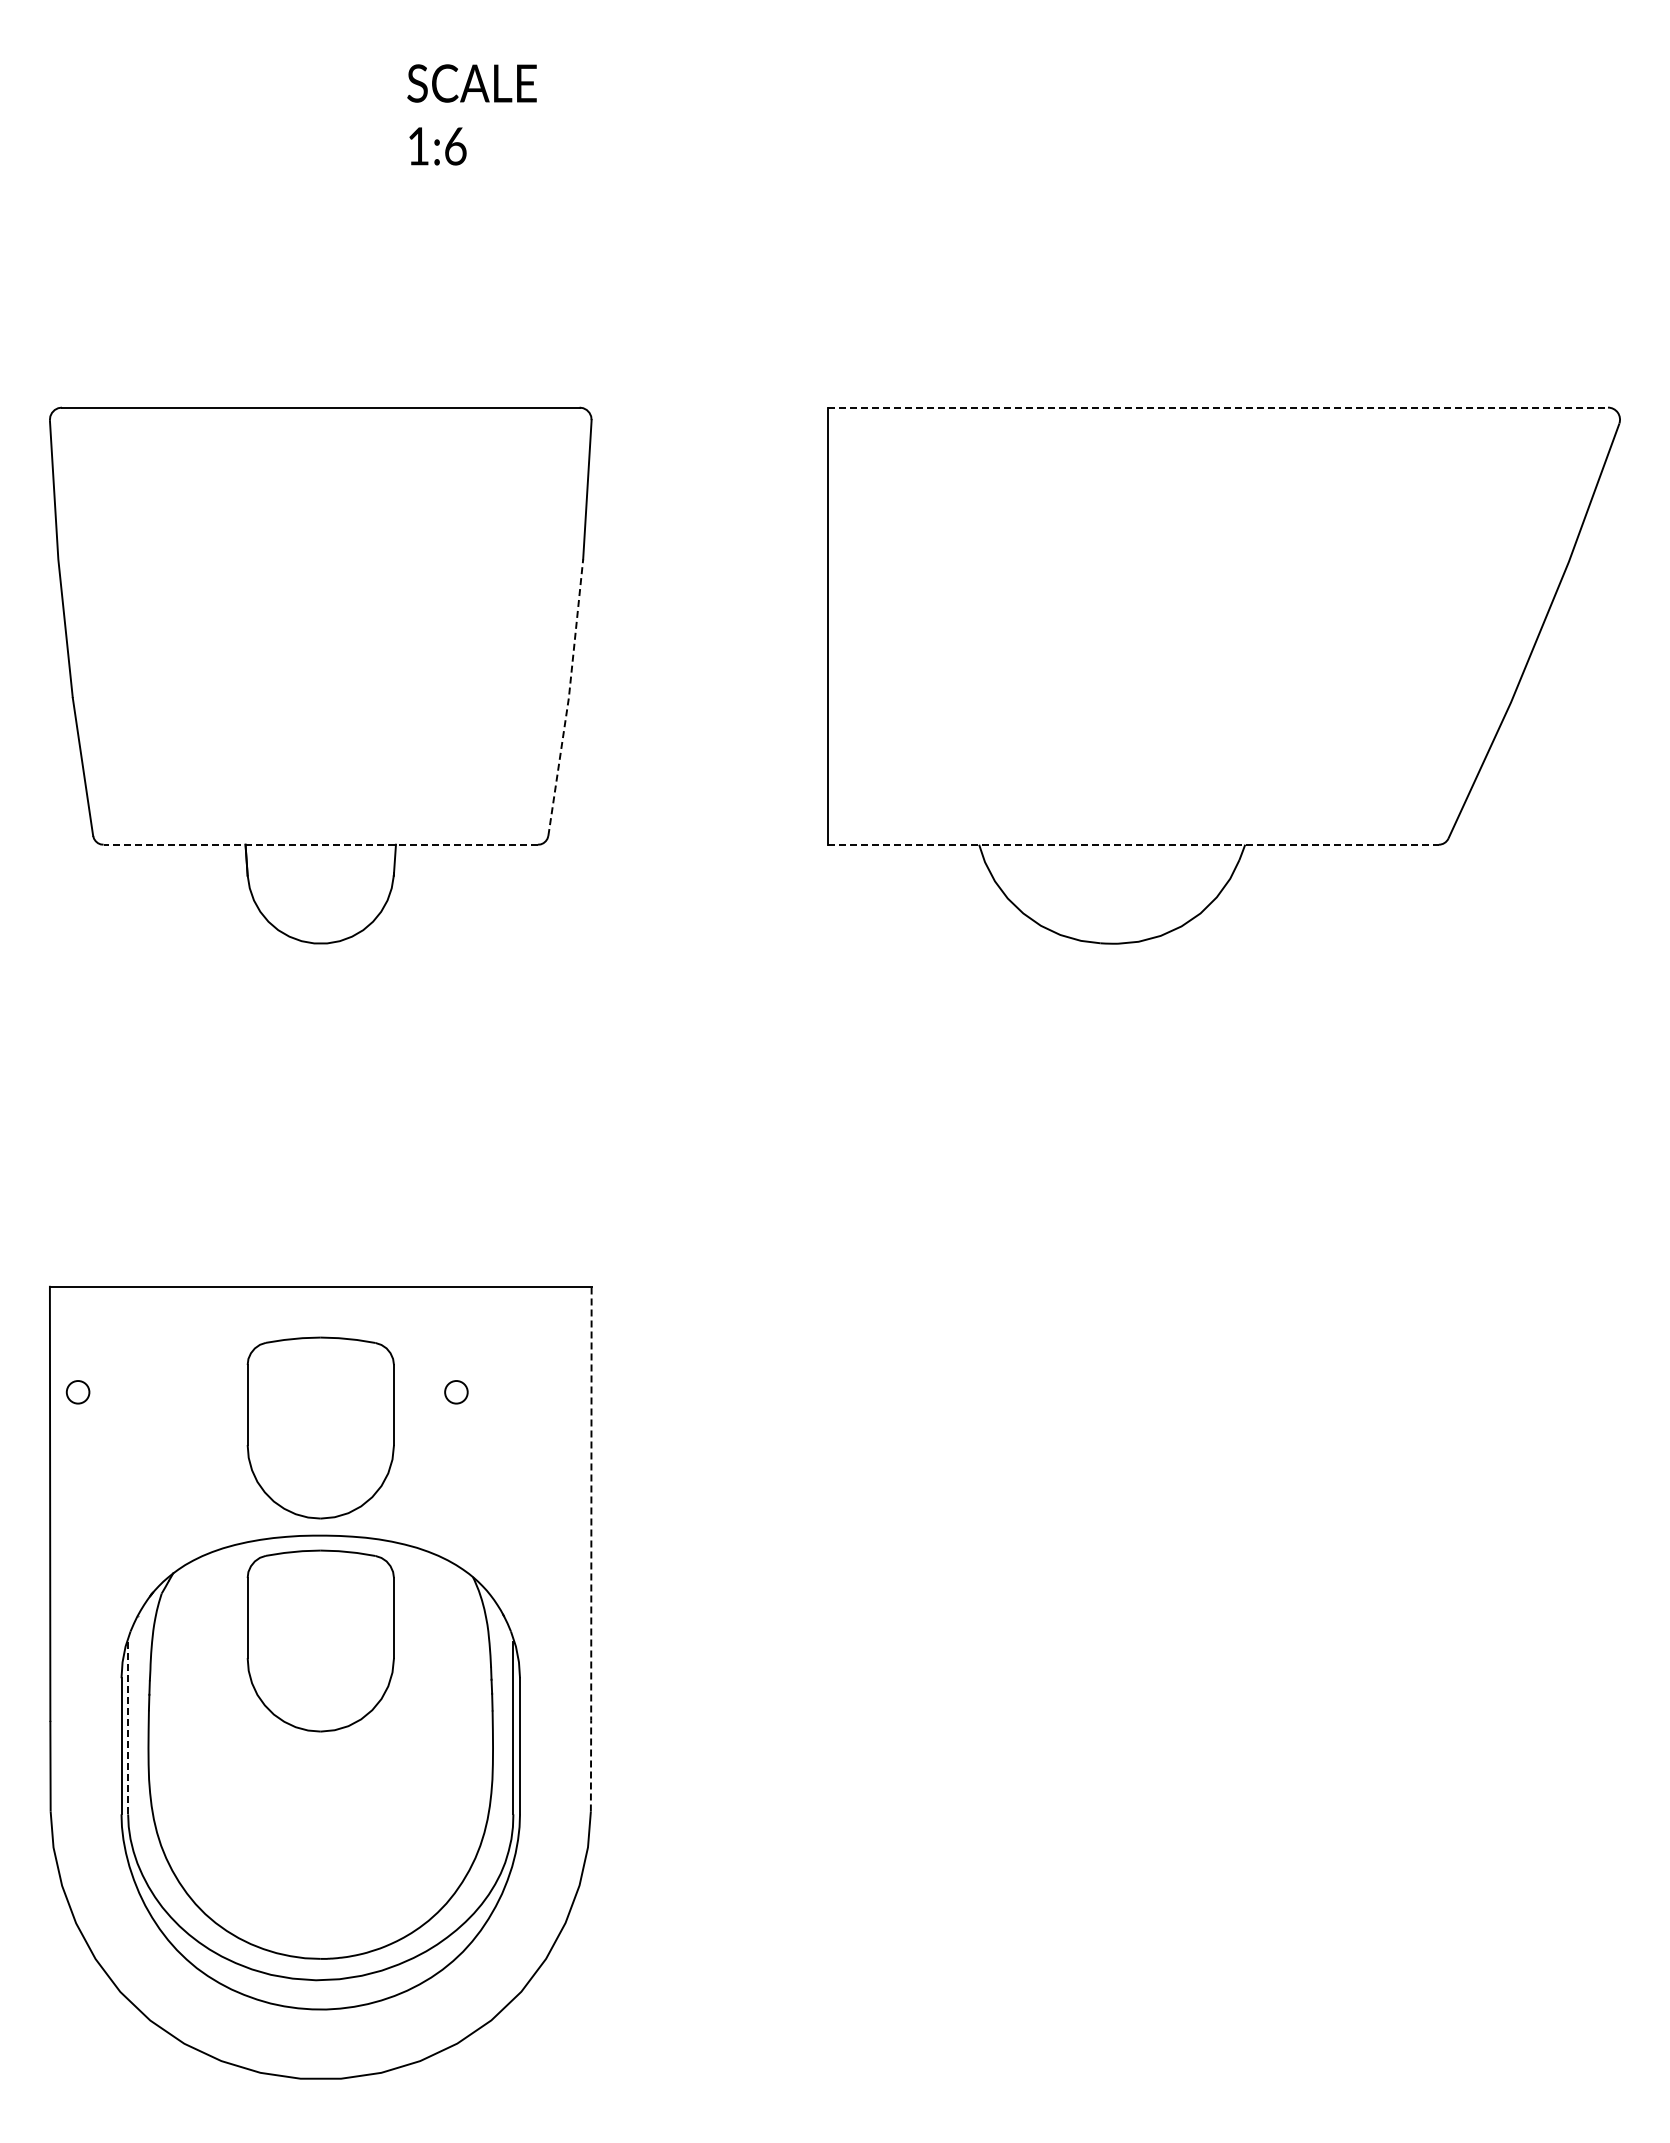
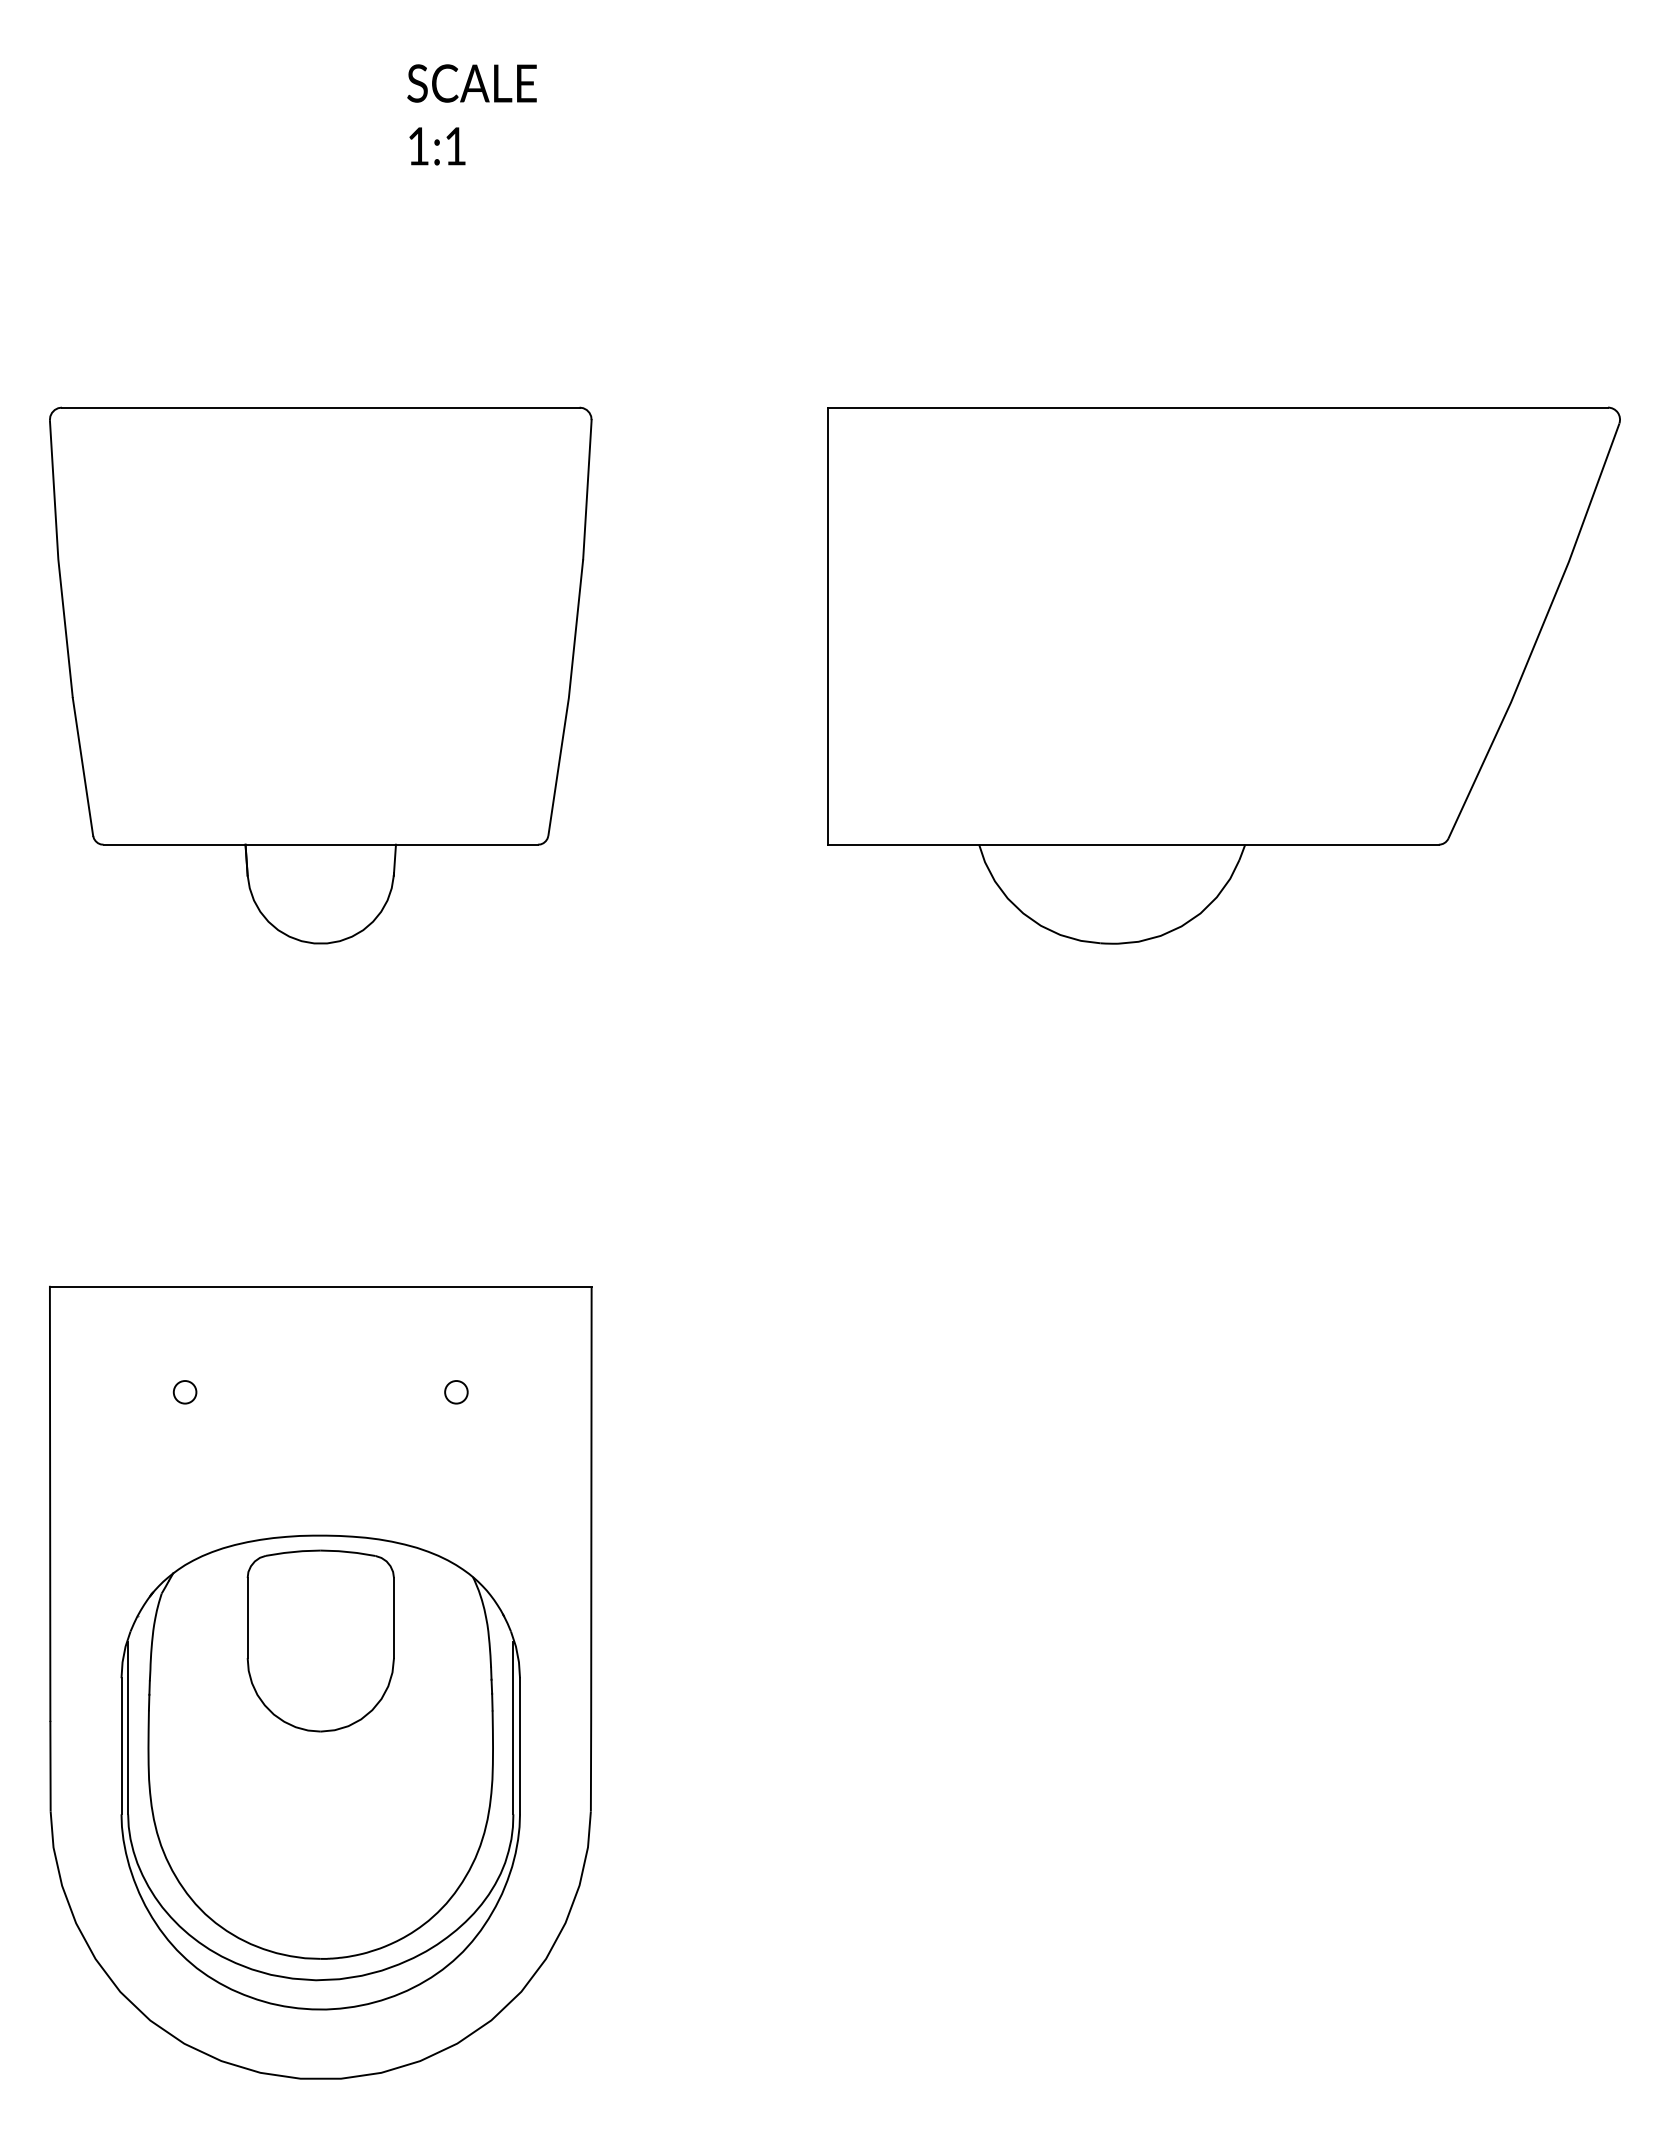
text: 1:6 -> 1:1 (455, 146)
line: dashed -> solid (1218, 407)
line: dashed -> solid (568, 698)
line: dashed -> solid (320, 844)
line: dashed -> solid (1133, 844)
circle position: (77, 1392) -> (184, 1392) (184, 1392)
part: present -> none (320, 1427)
line: dashed -> solid (591, 1550)
line: dashed -> solid (128, 1728)
